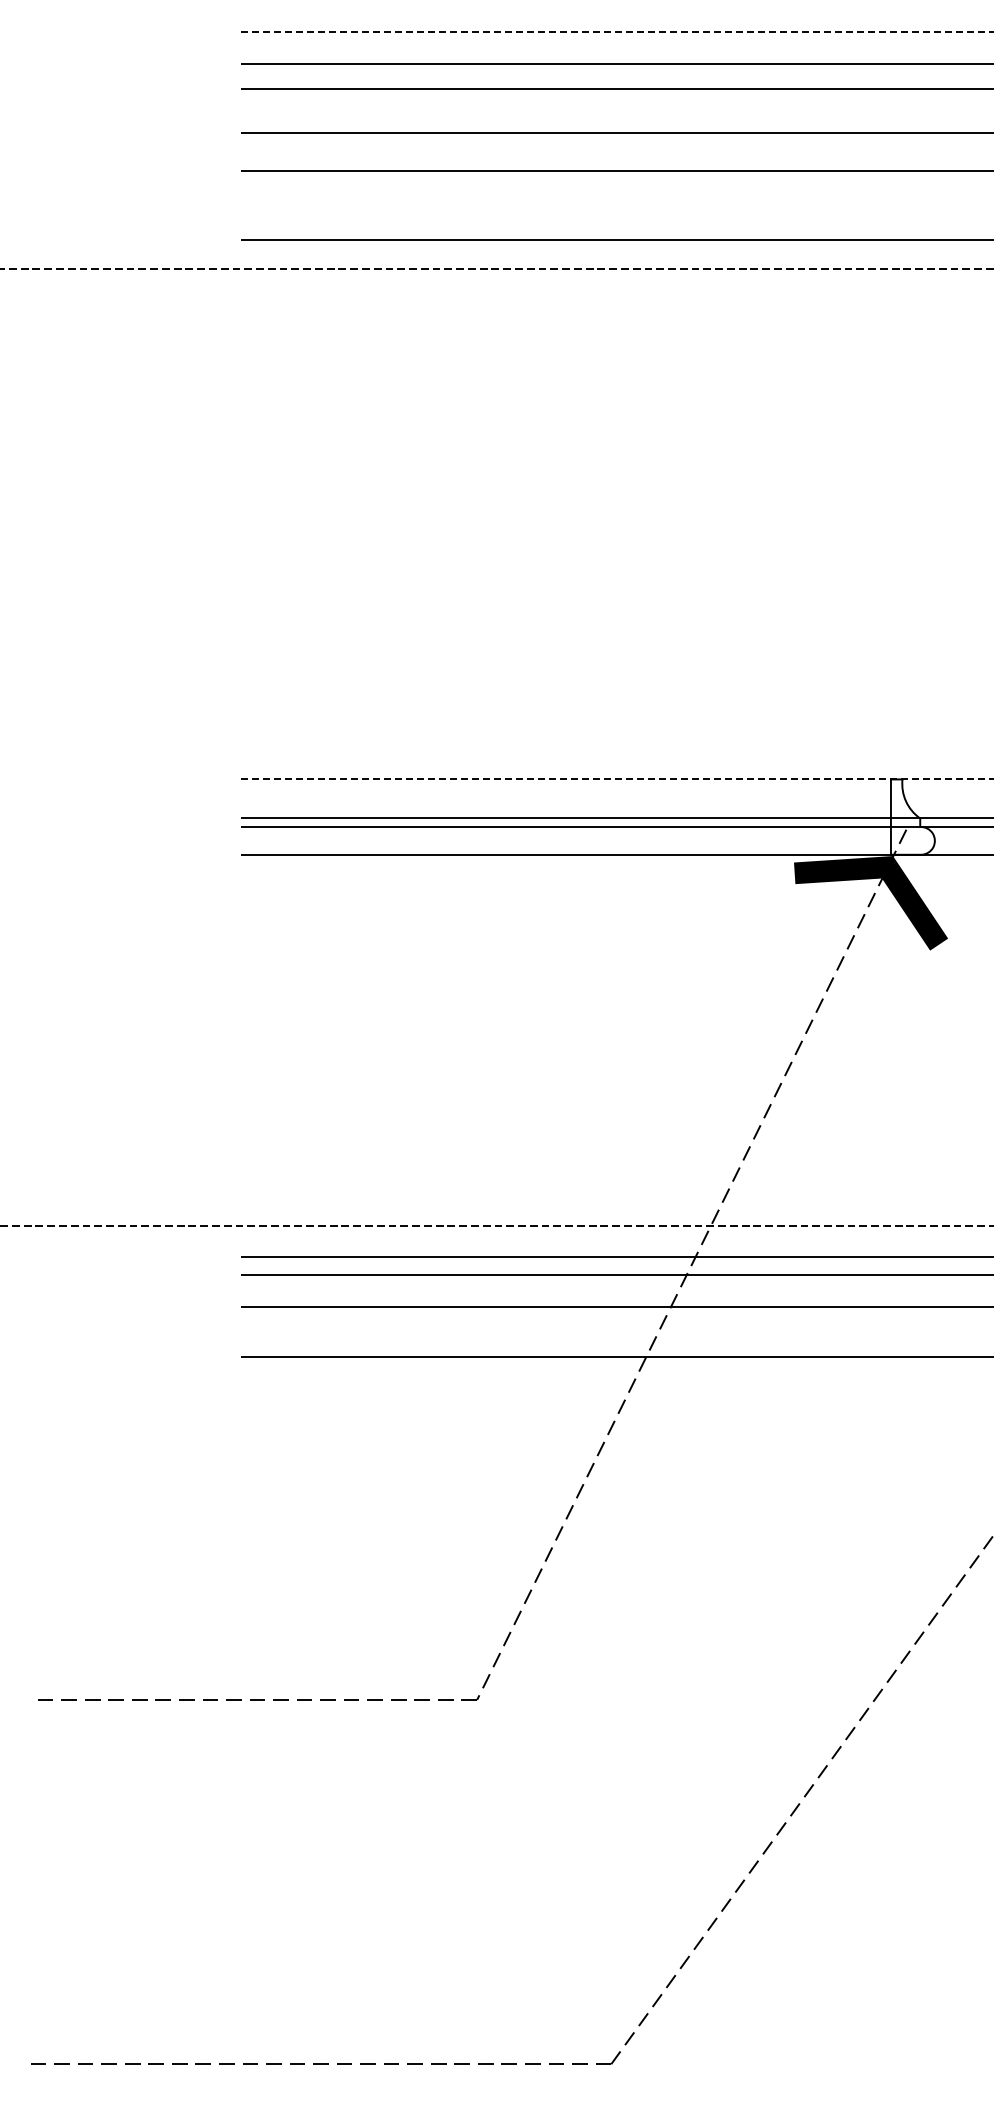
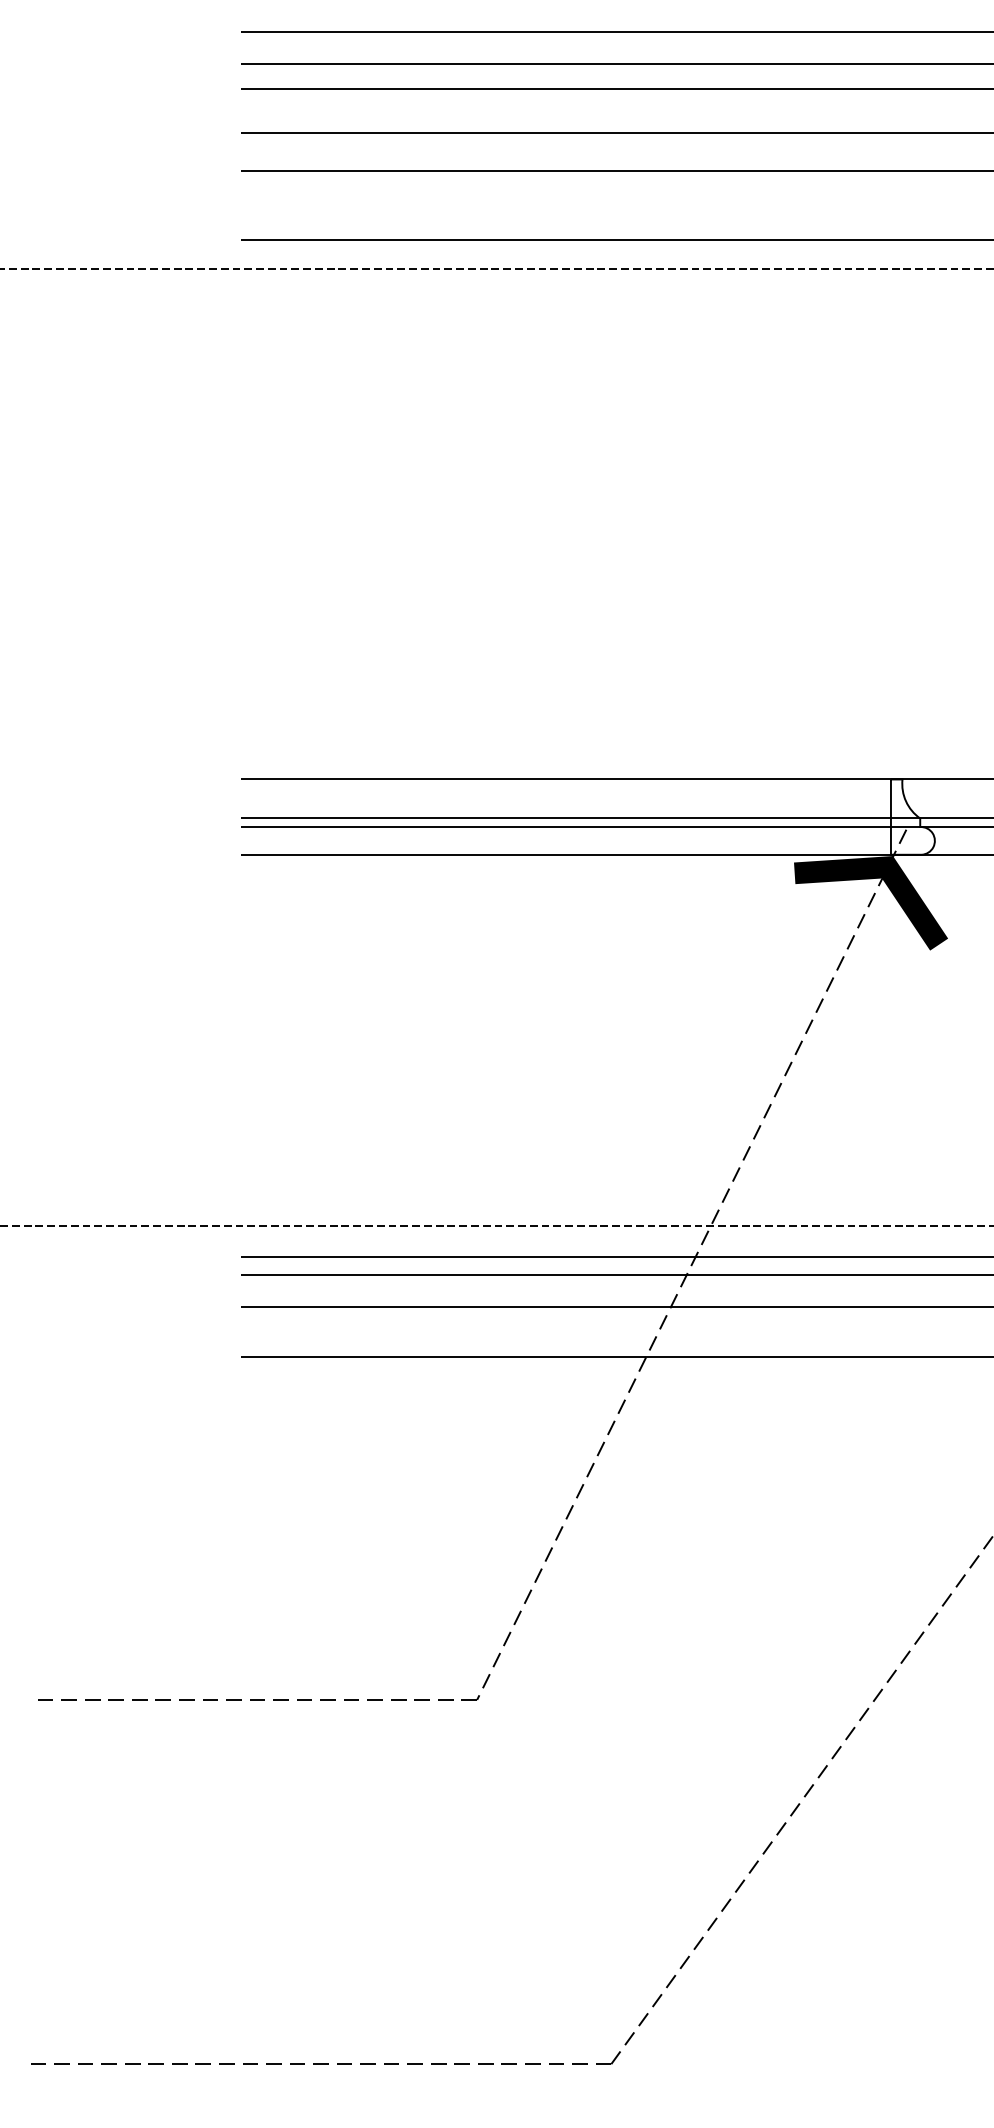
line: dashed -> solid (617, 32)
line: dashed -> solid (617, 779)
